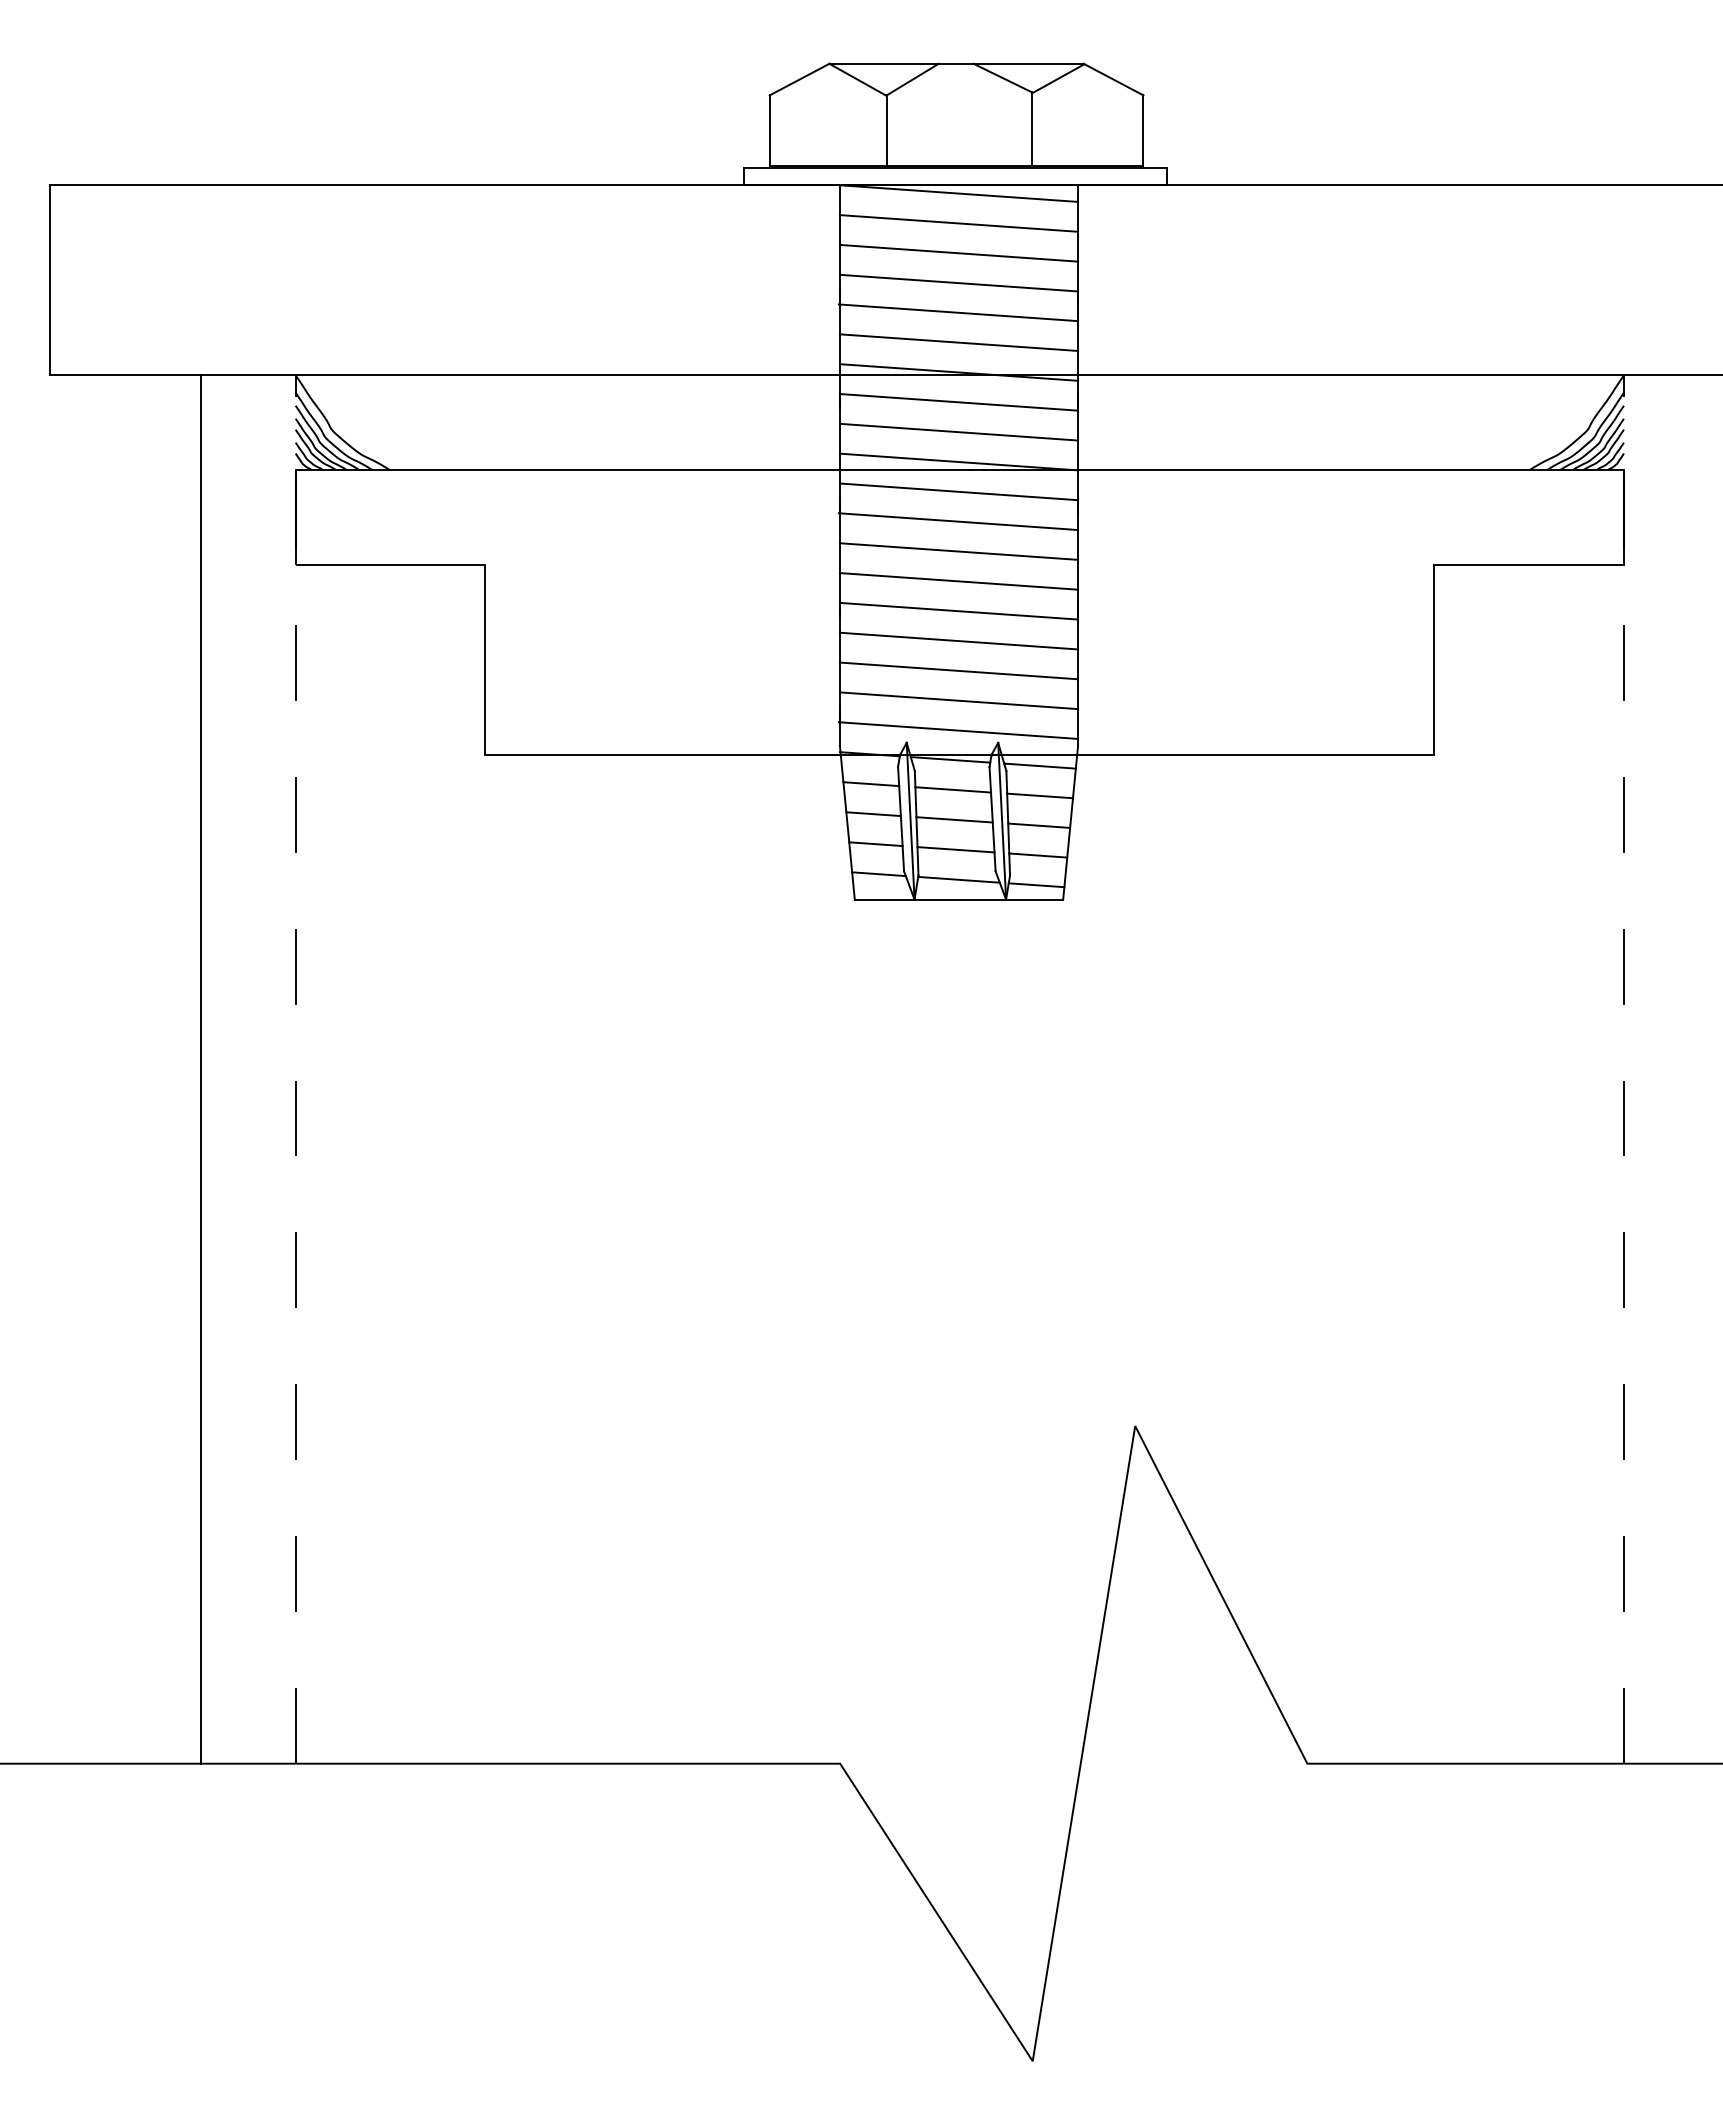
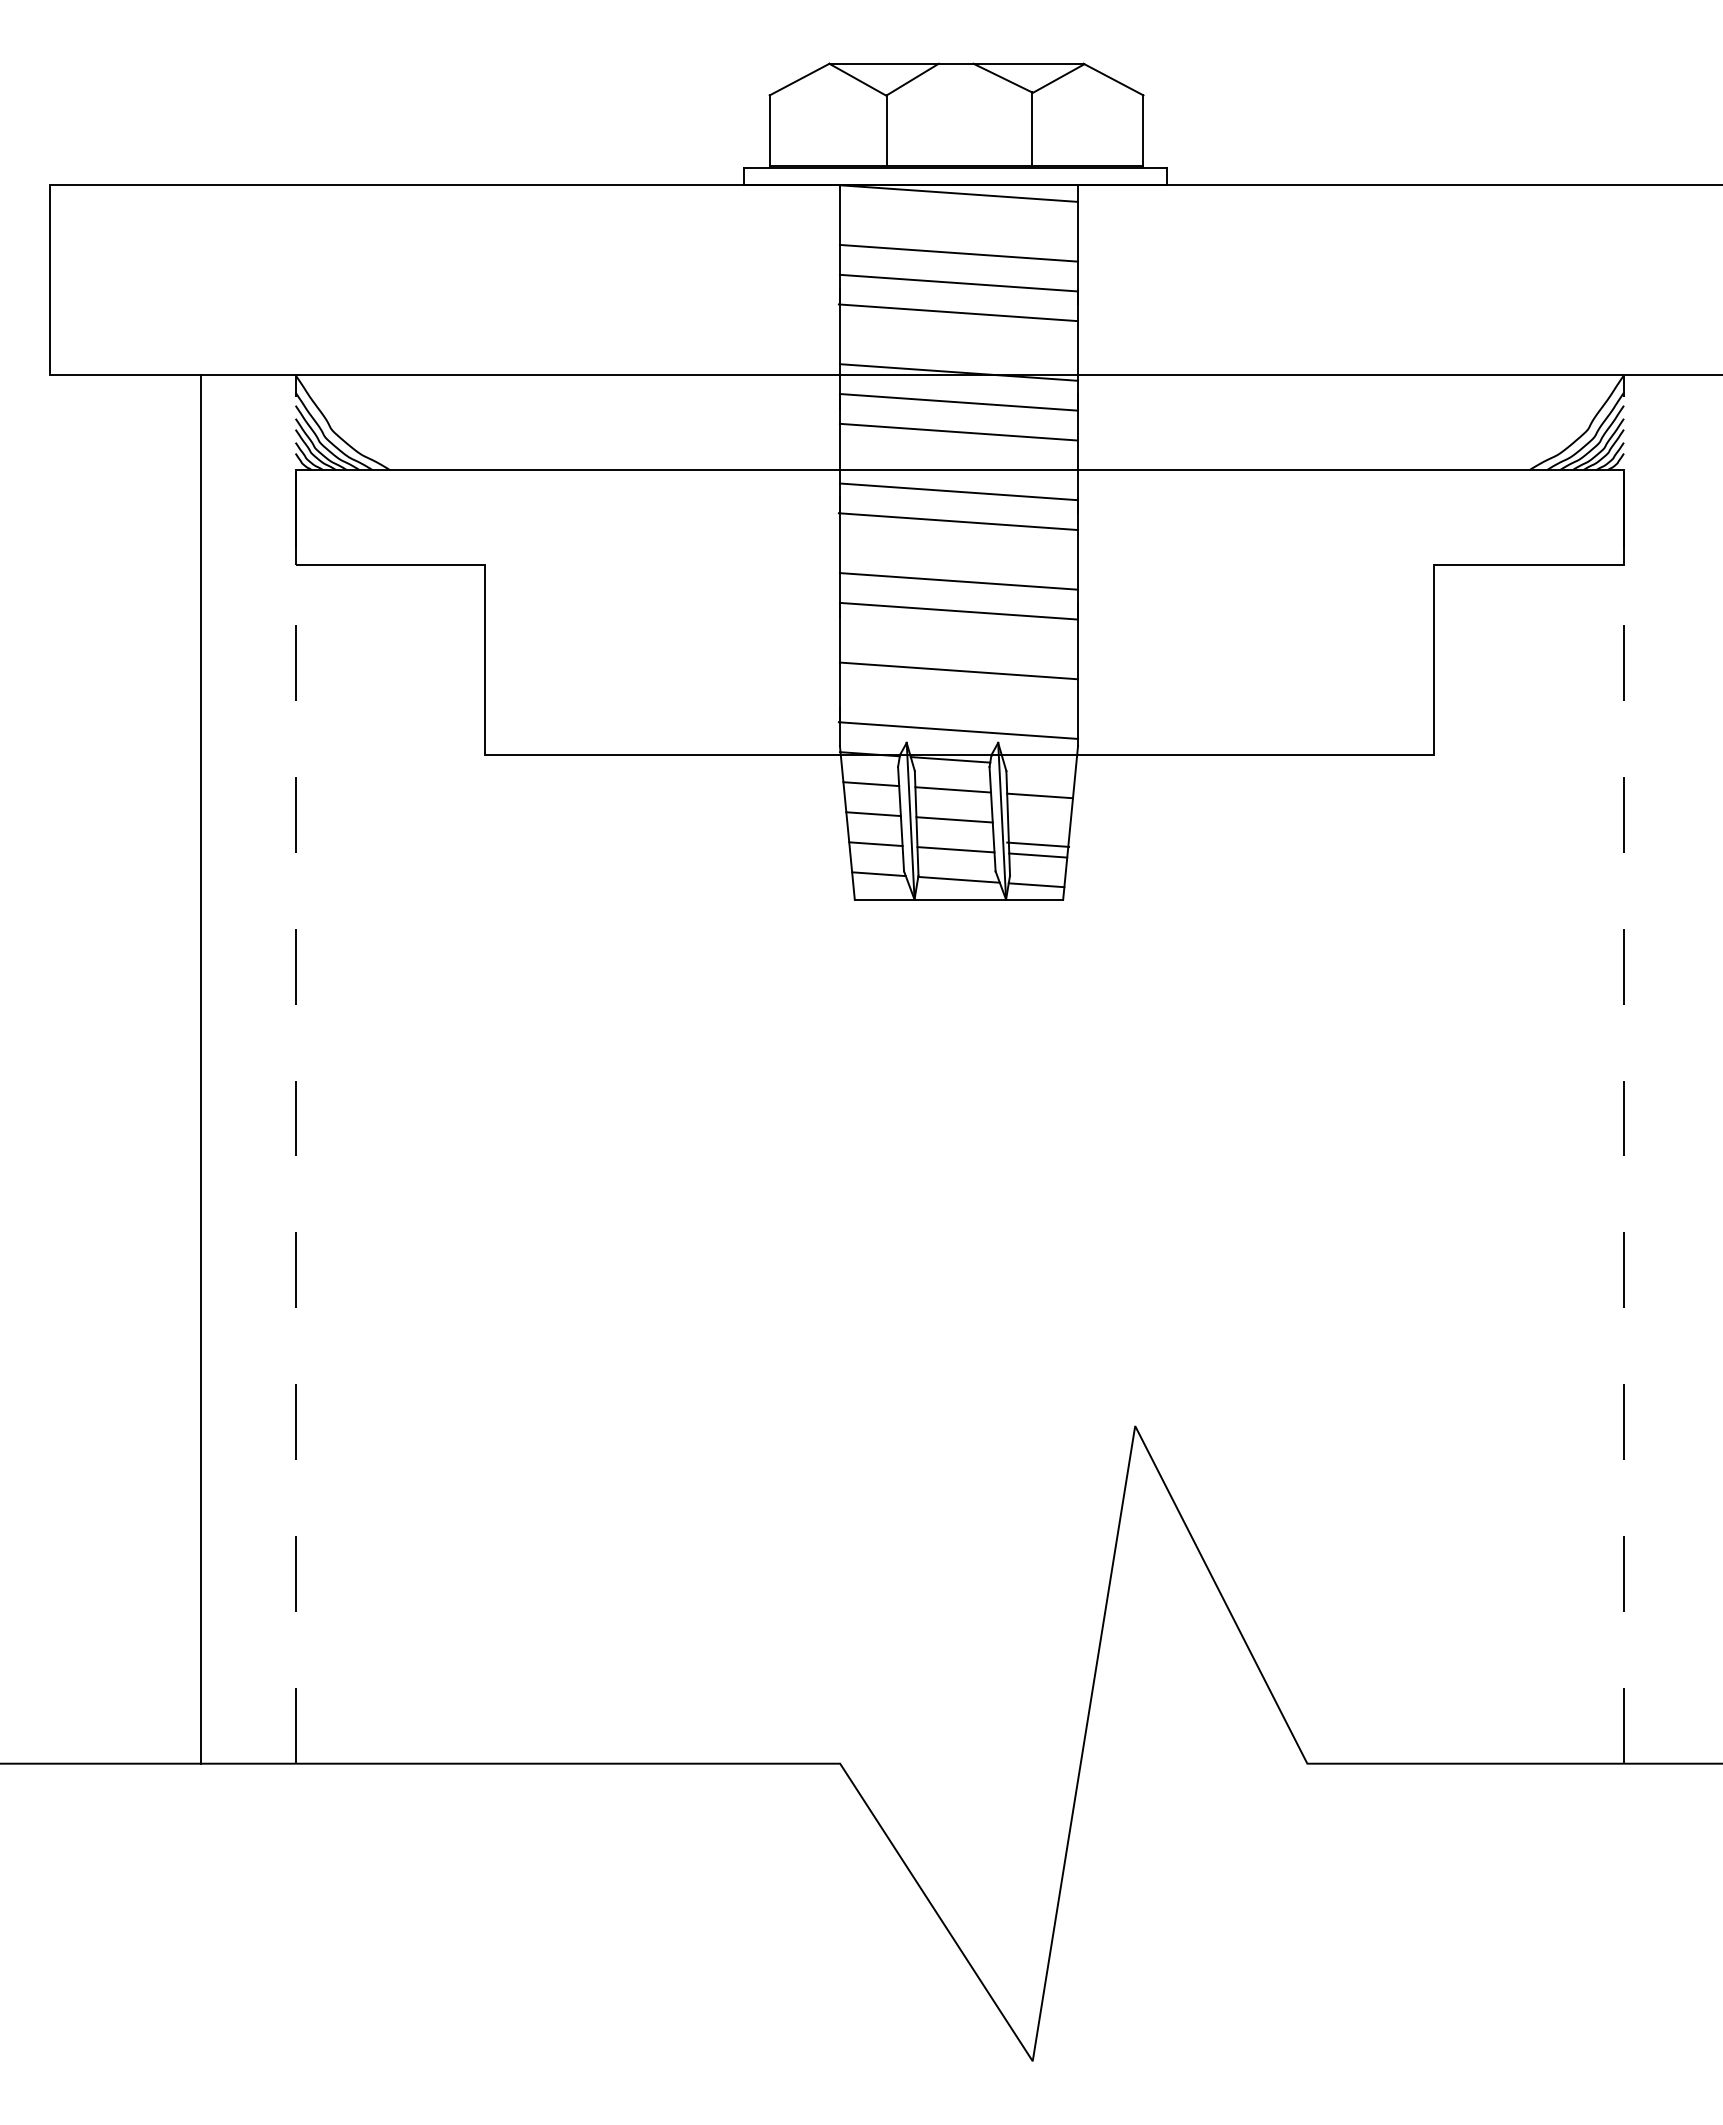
line: present -> none (958, 223)
line: present -> none (958, 342)
line: present -> none (958, 461)
line: present -> none (958, 551)
line: present -> none (958, 640)
line: present -> none (958, 700)
line: present -> none (1039, 765)
line position: (1039, 825) -> (1038, 844) (1038, 844)
